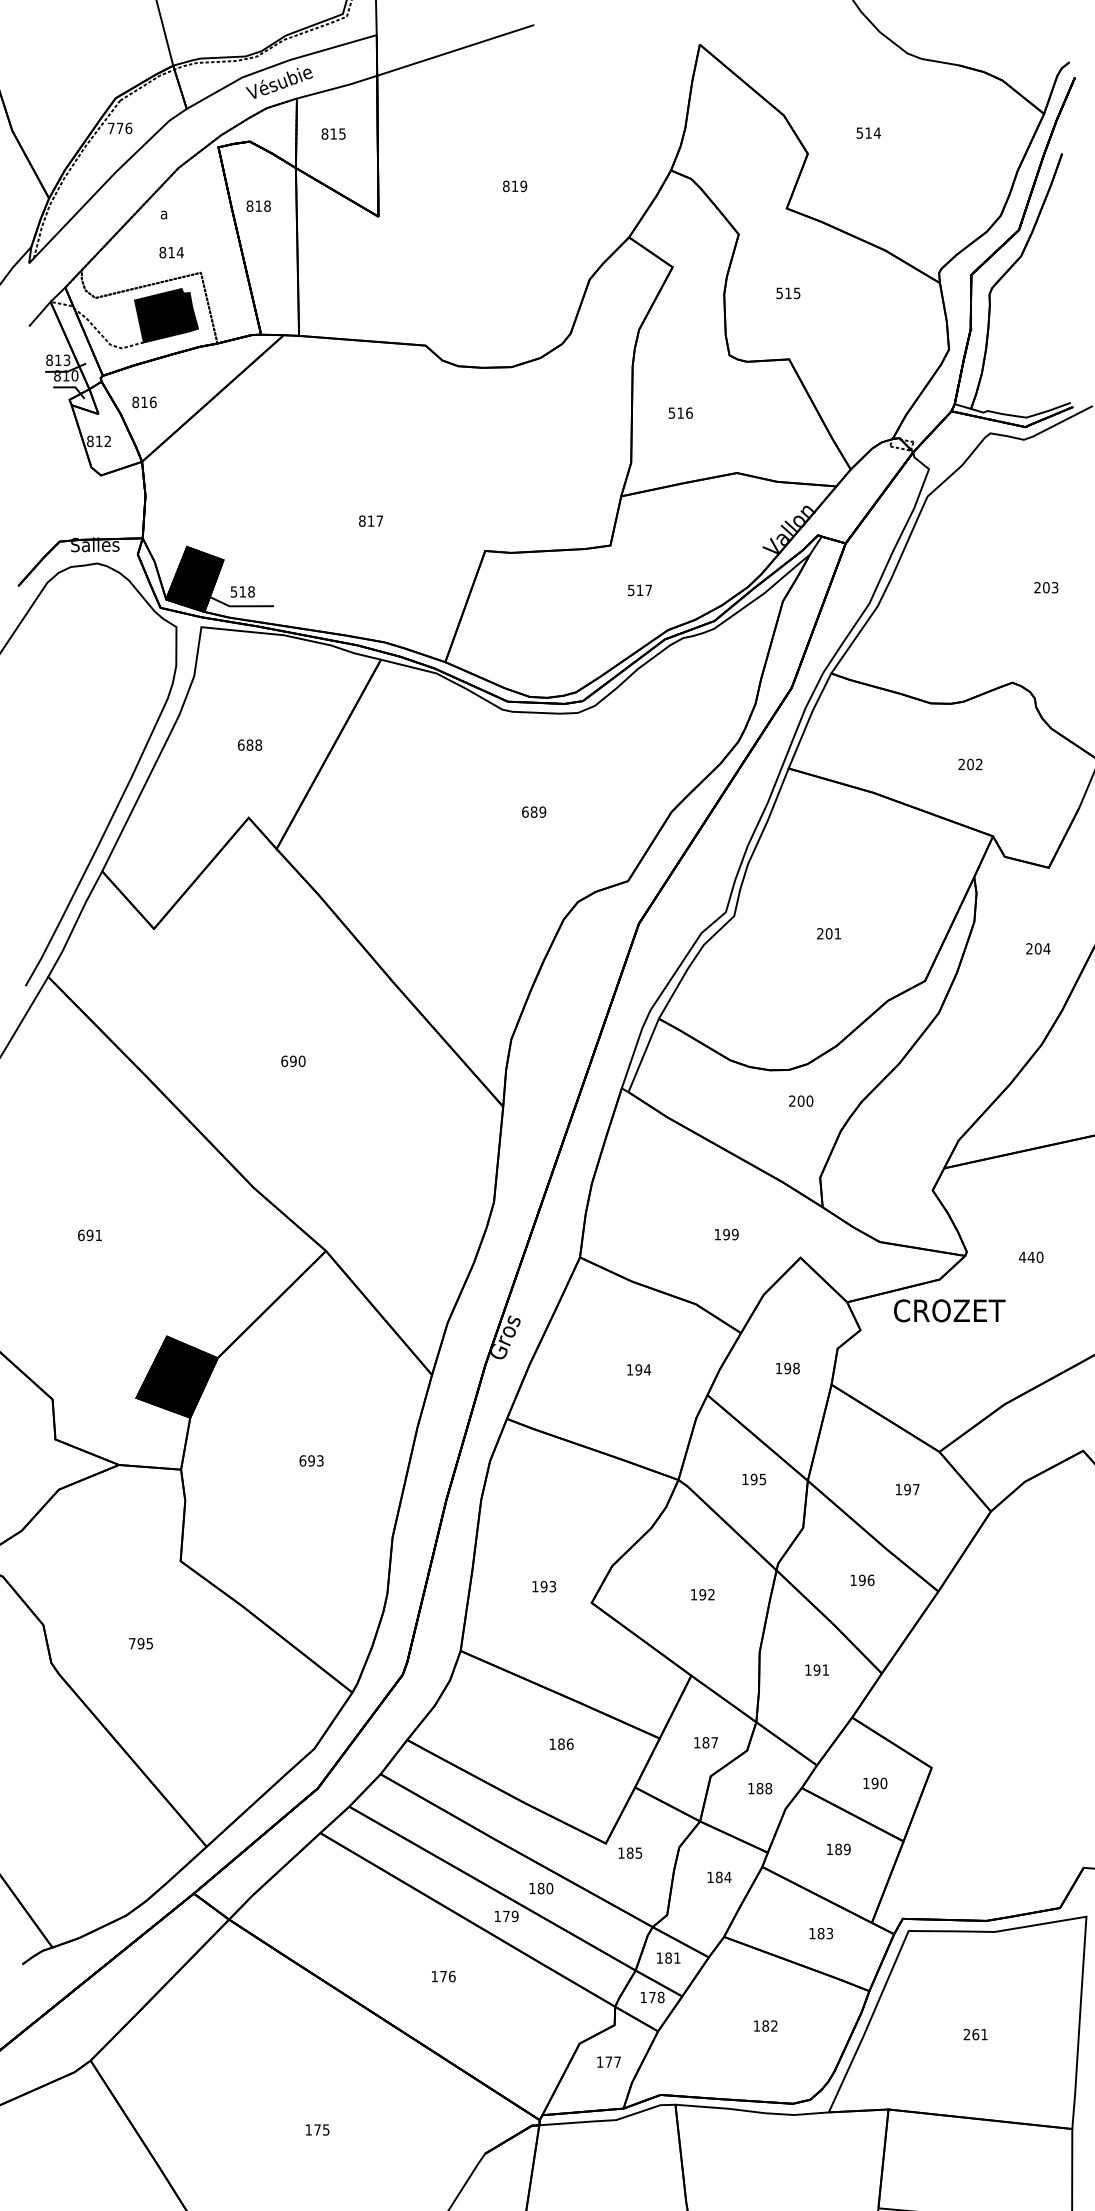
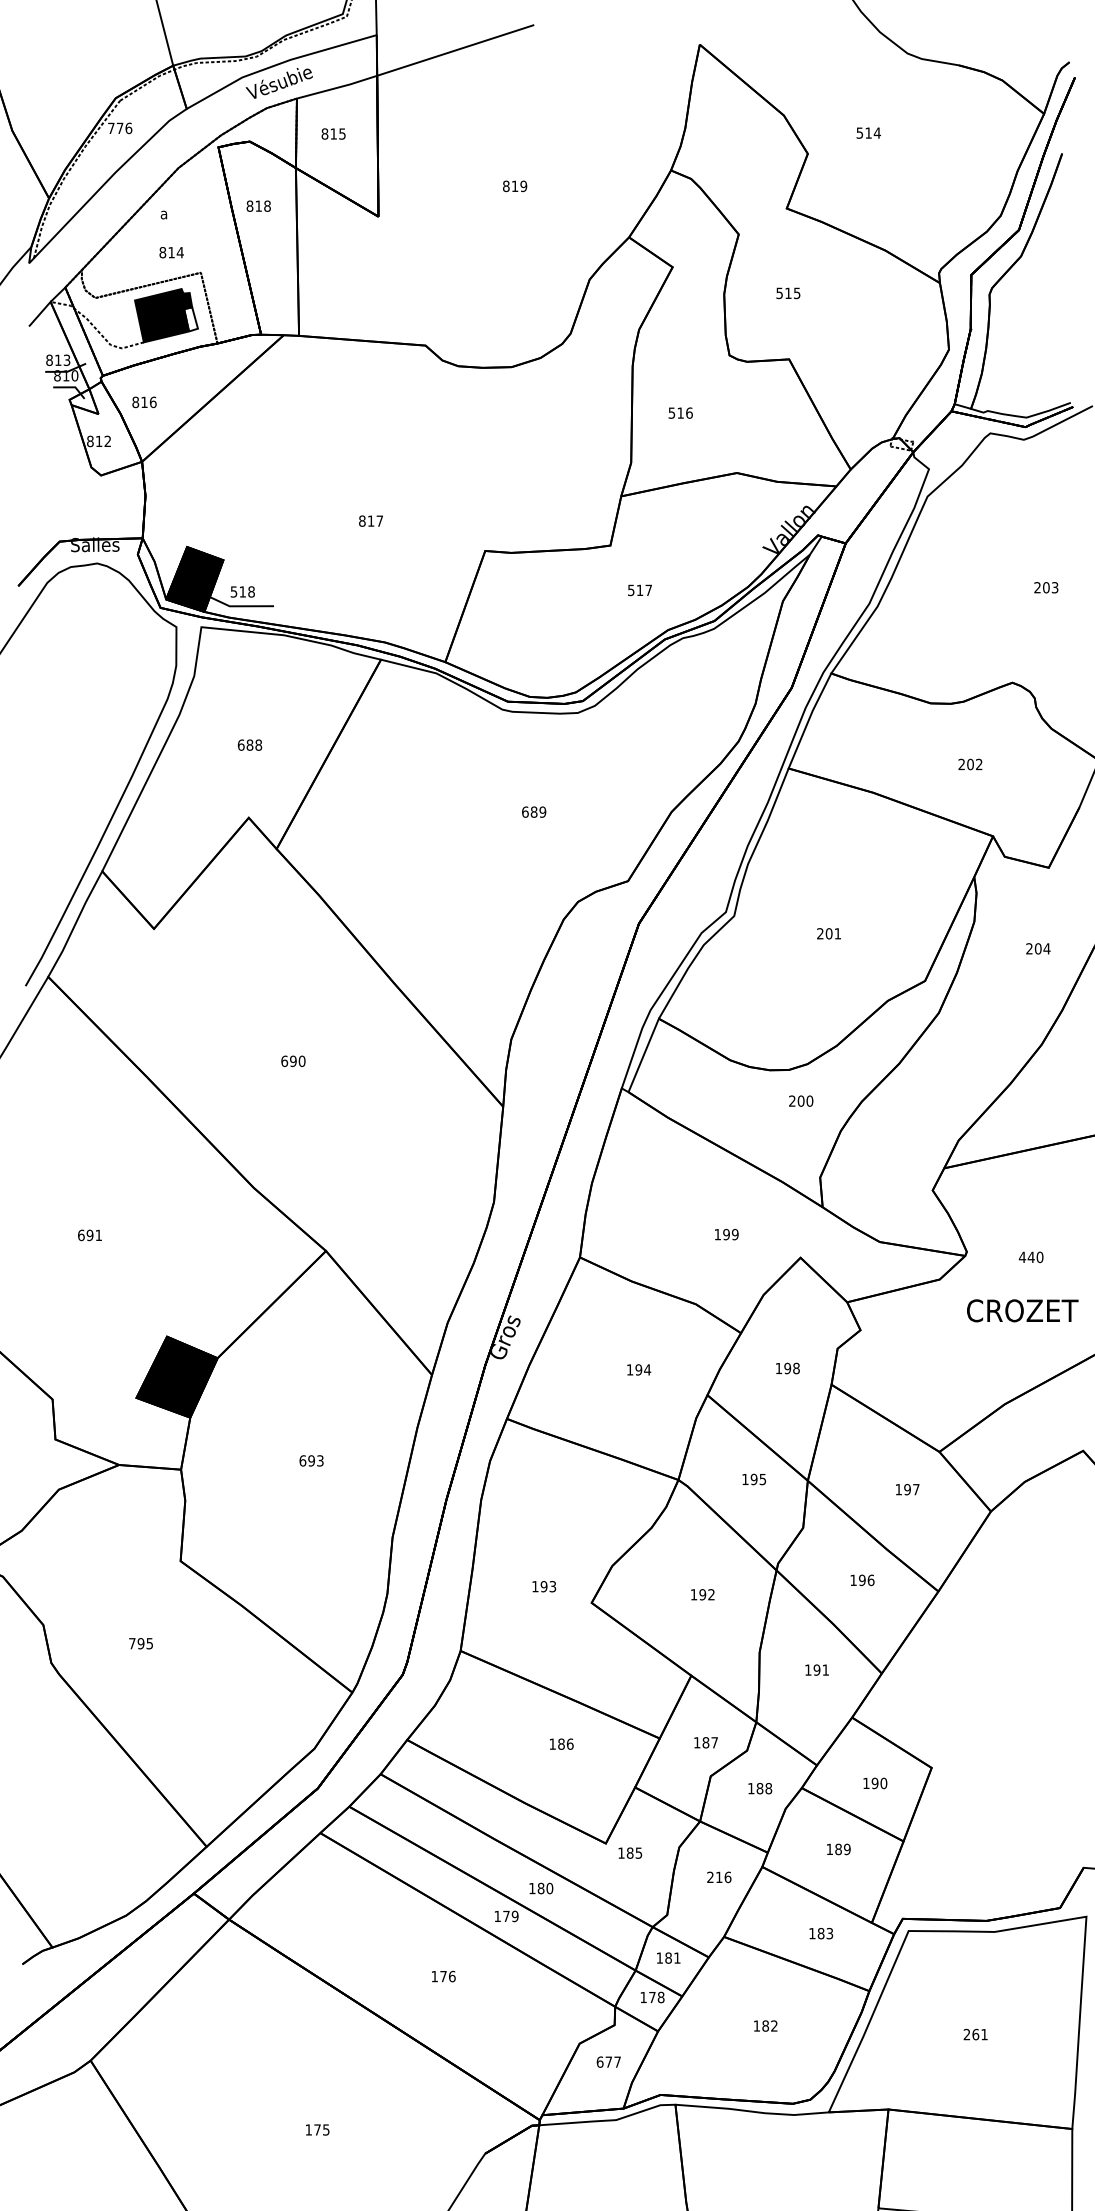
fill: present -> none (191, 319)
text position: (949, 1310) -> (1022, 1310) (1022, 1310)
text: 184 -> 216 (719, 1877)
text: 177 -> 677 (599, 2061)
